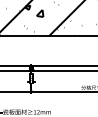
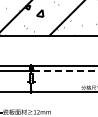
line: solid -> dashed (65, 71)
